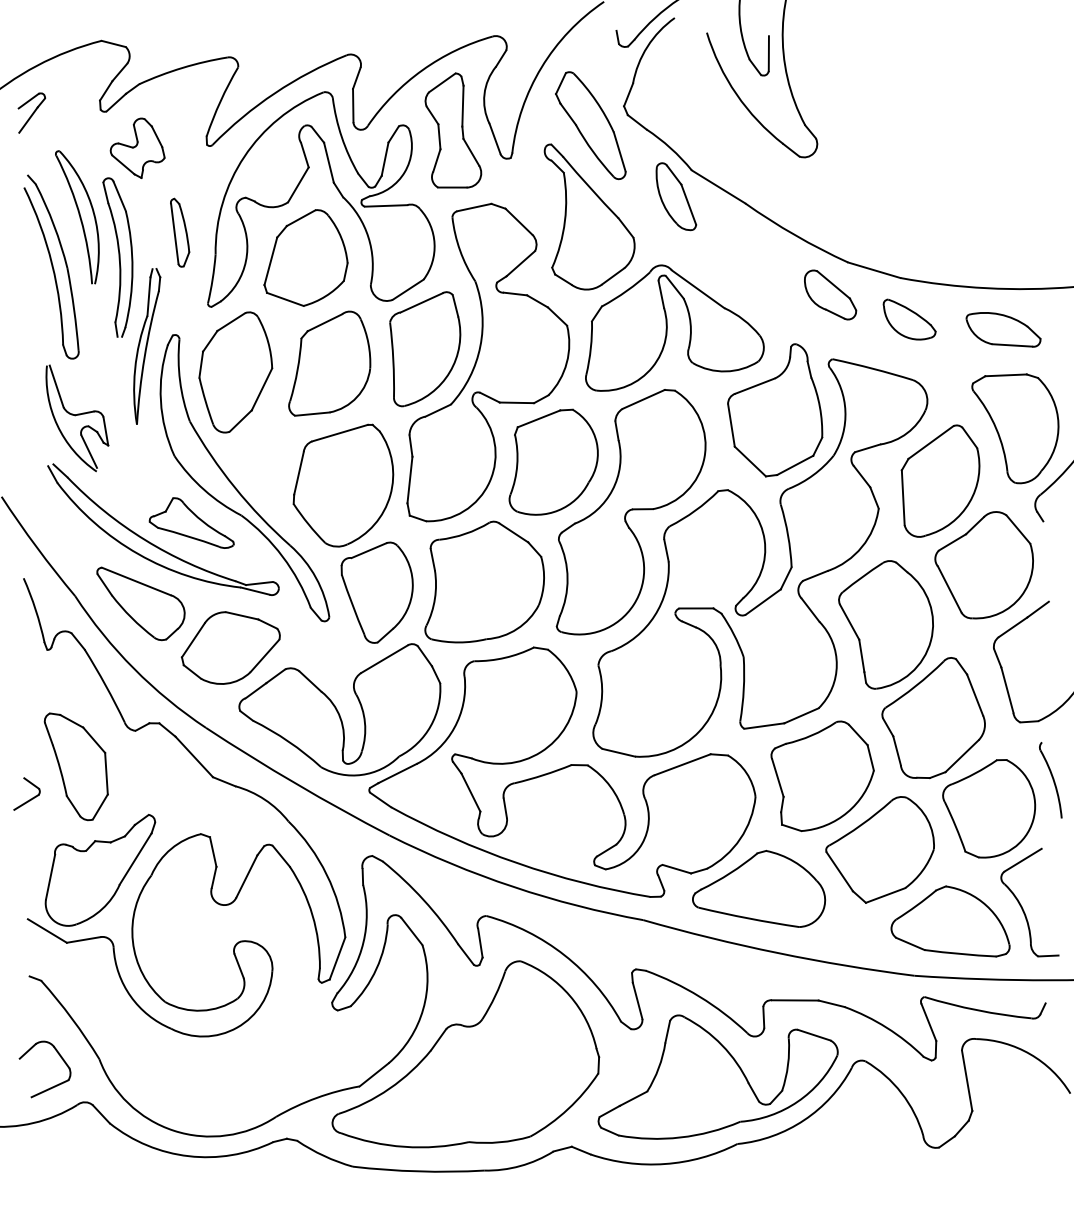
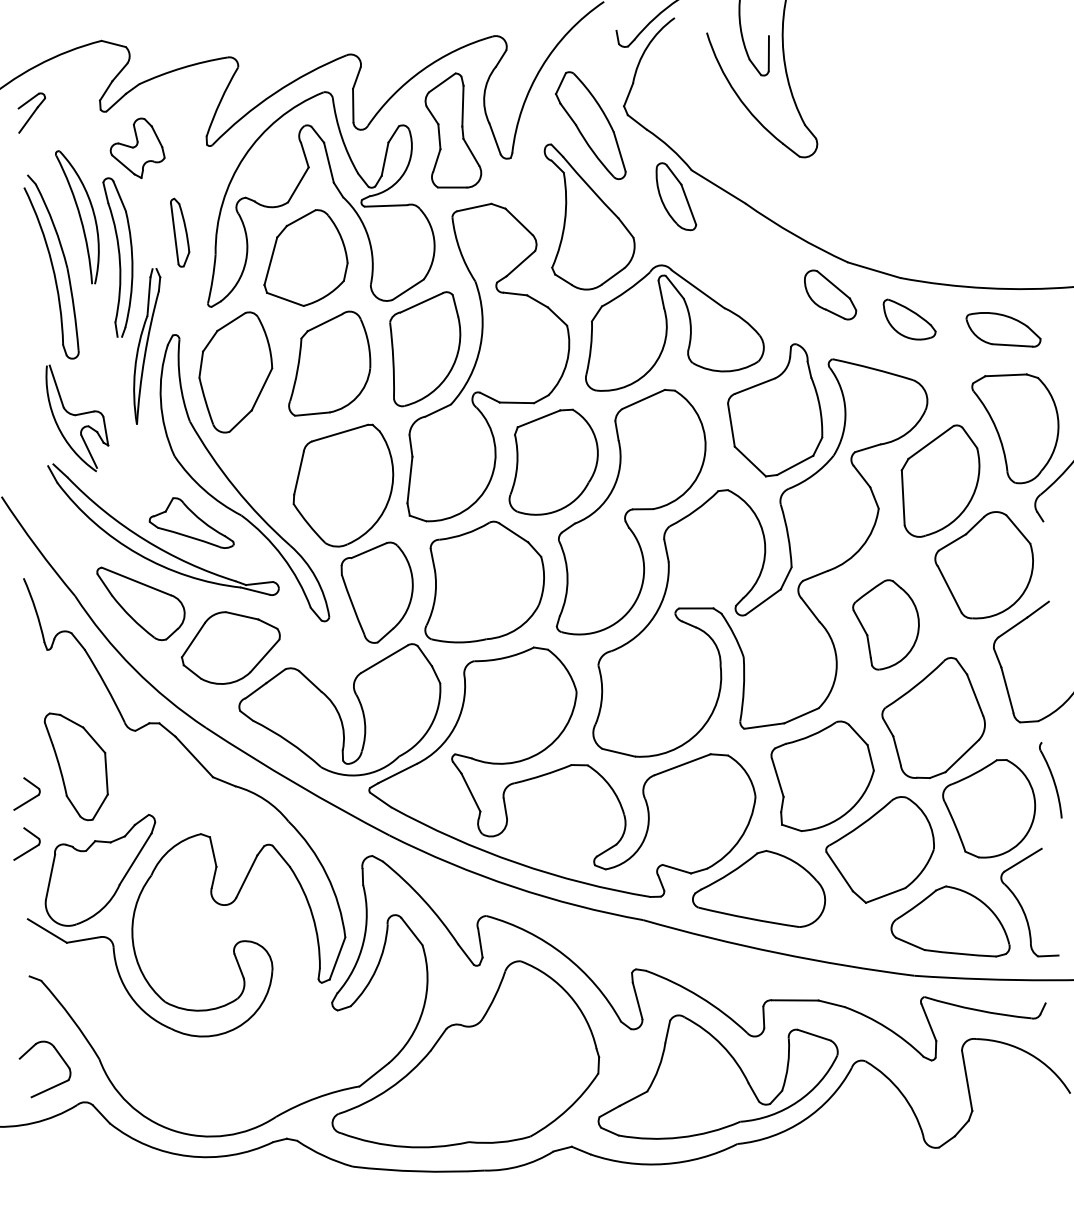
part size: 96x130 px -> 68x92 px (885, 624)
part: none -> present (30, 848)
